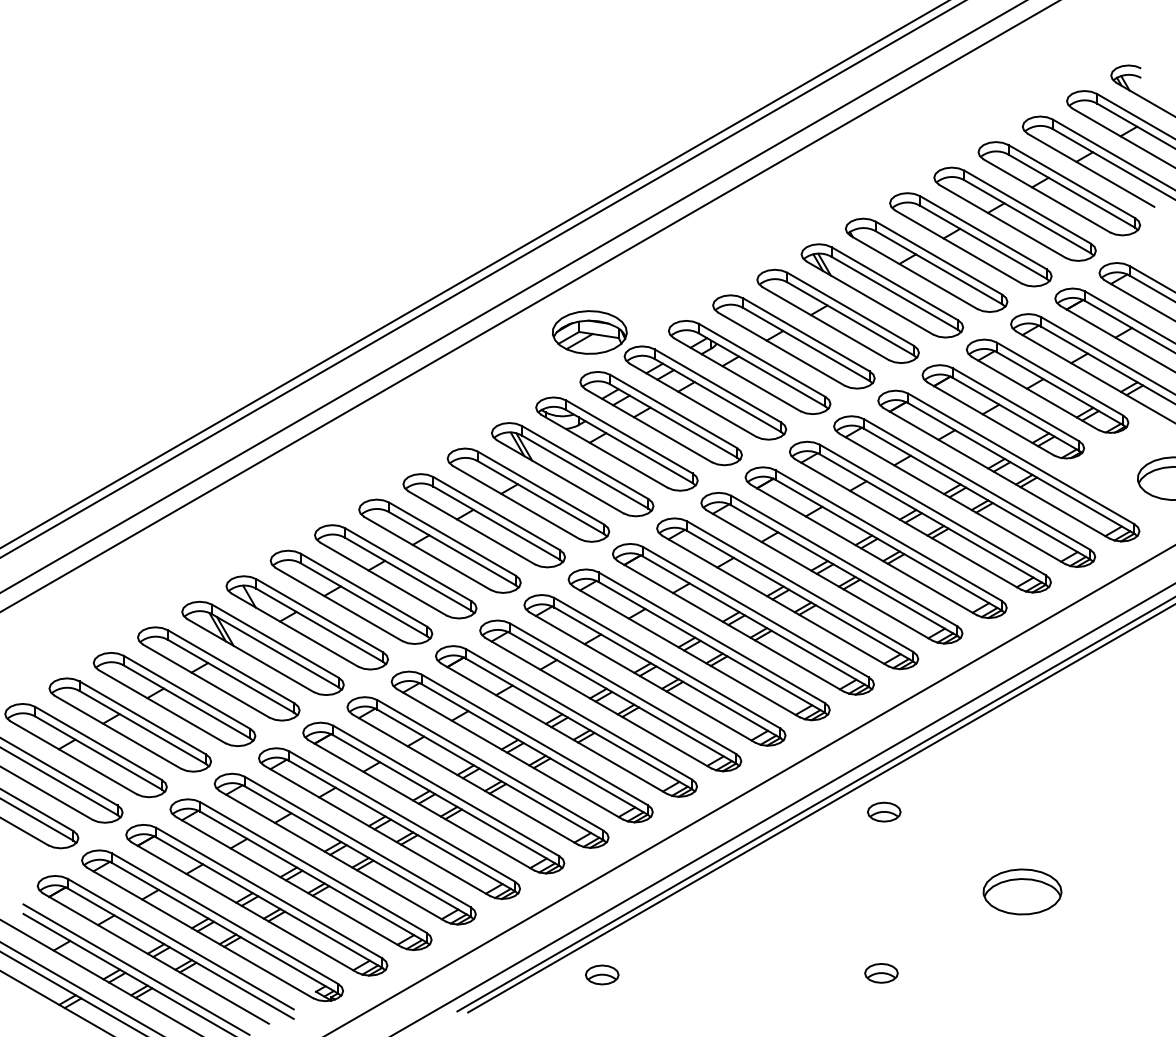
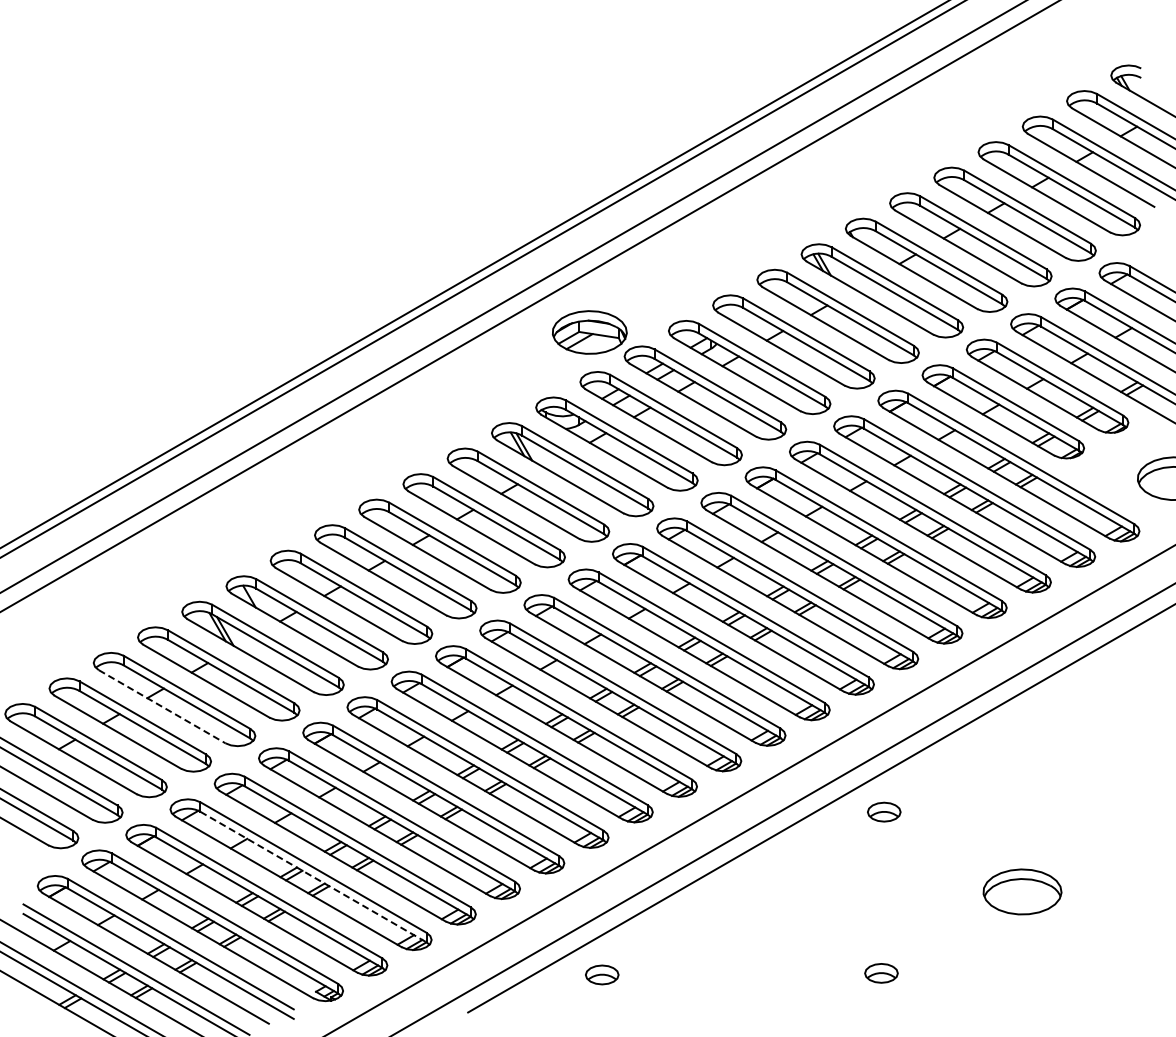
line: solid -> dashed (162, 706)
line: present -> none (814, 804)
line: solid -> dashed (313, 877)
